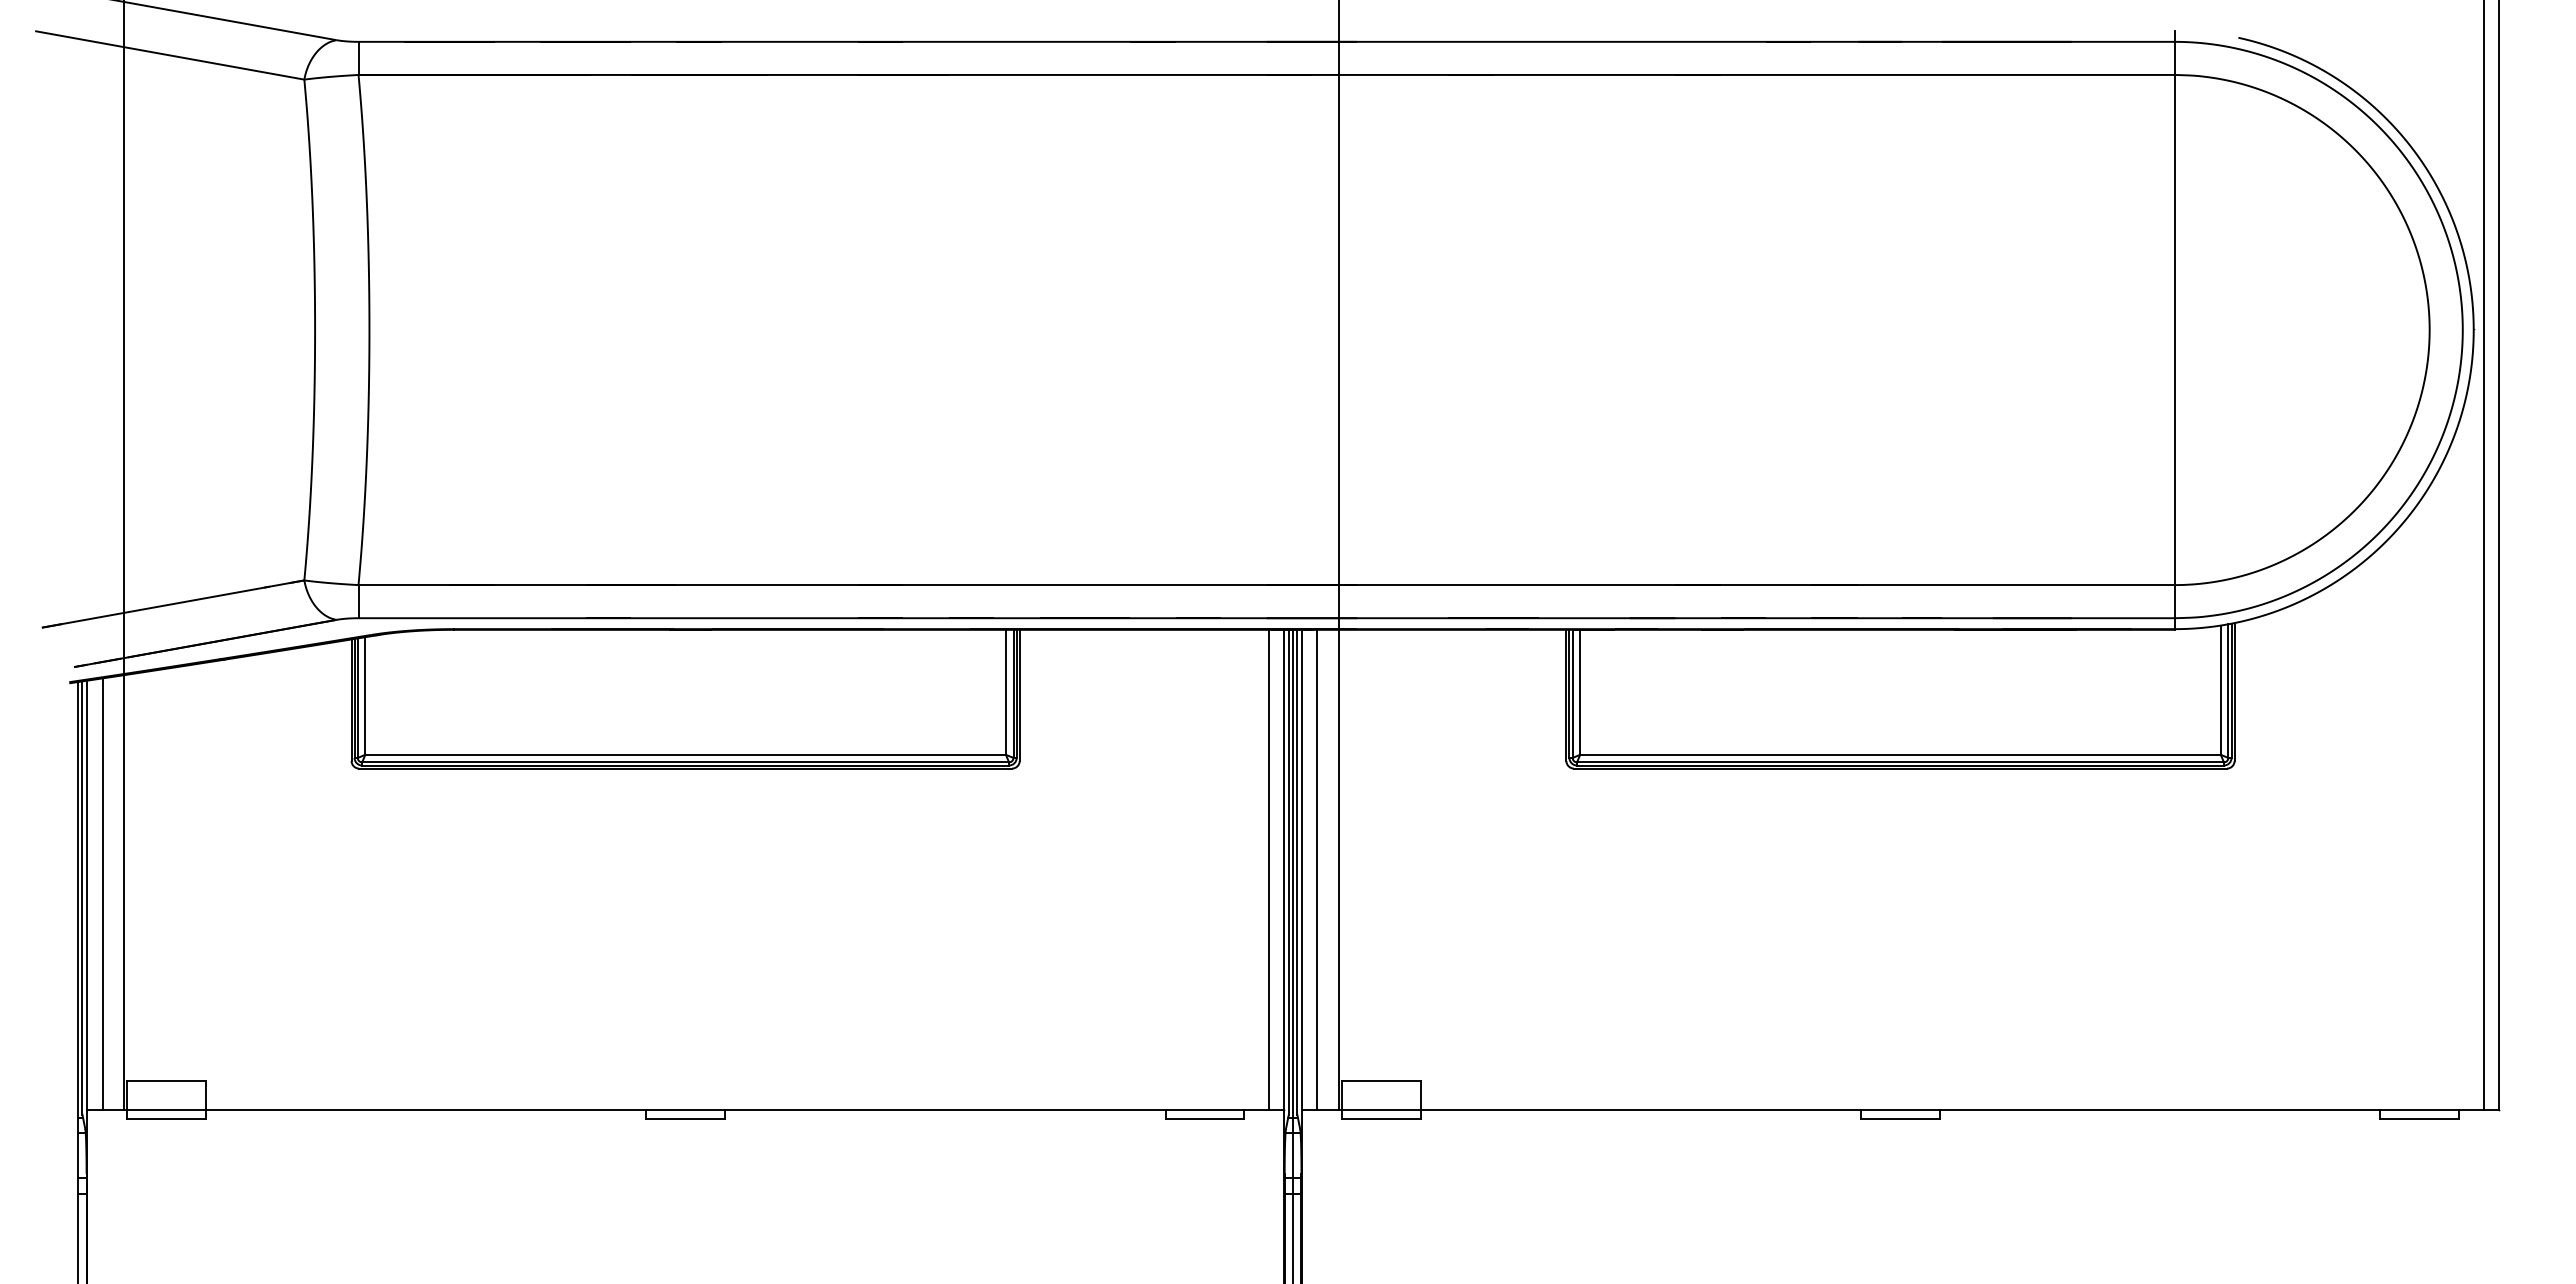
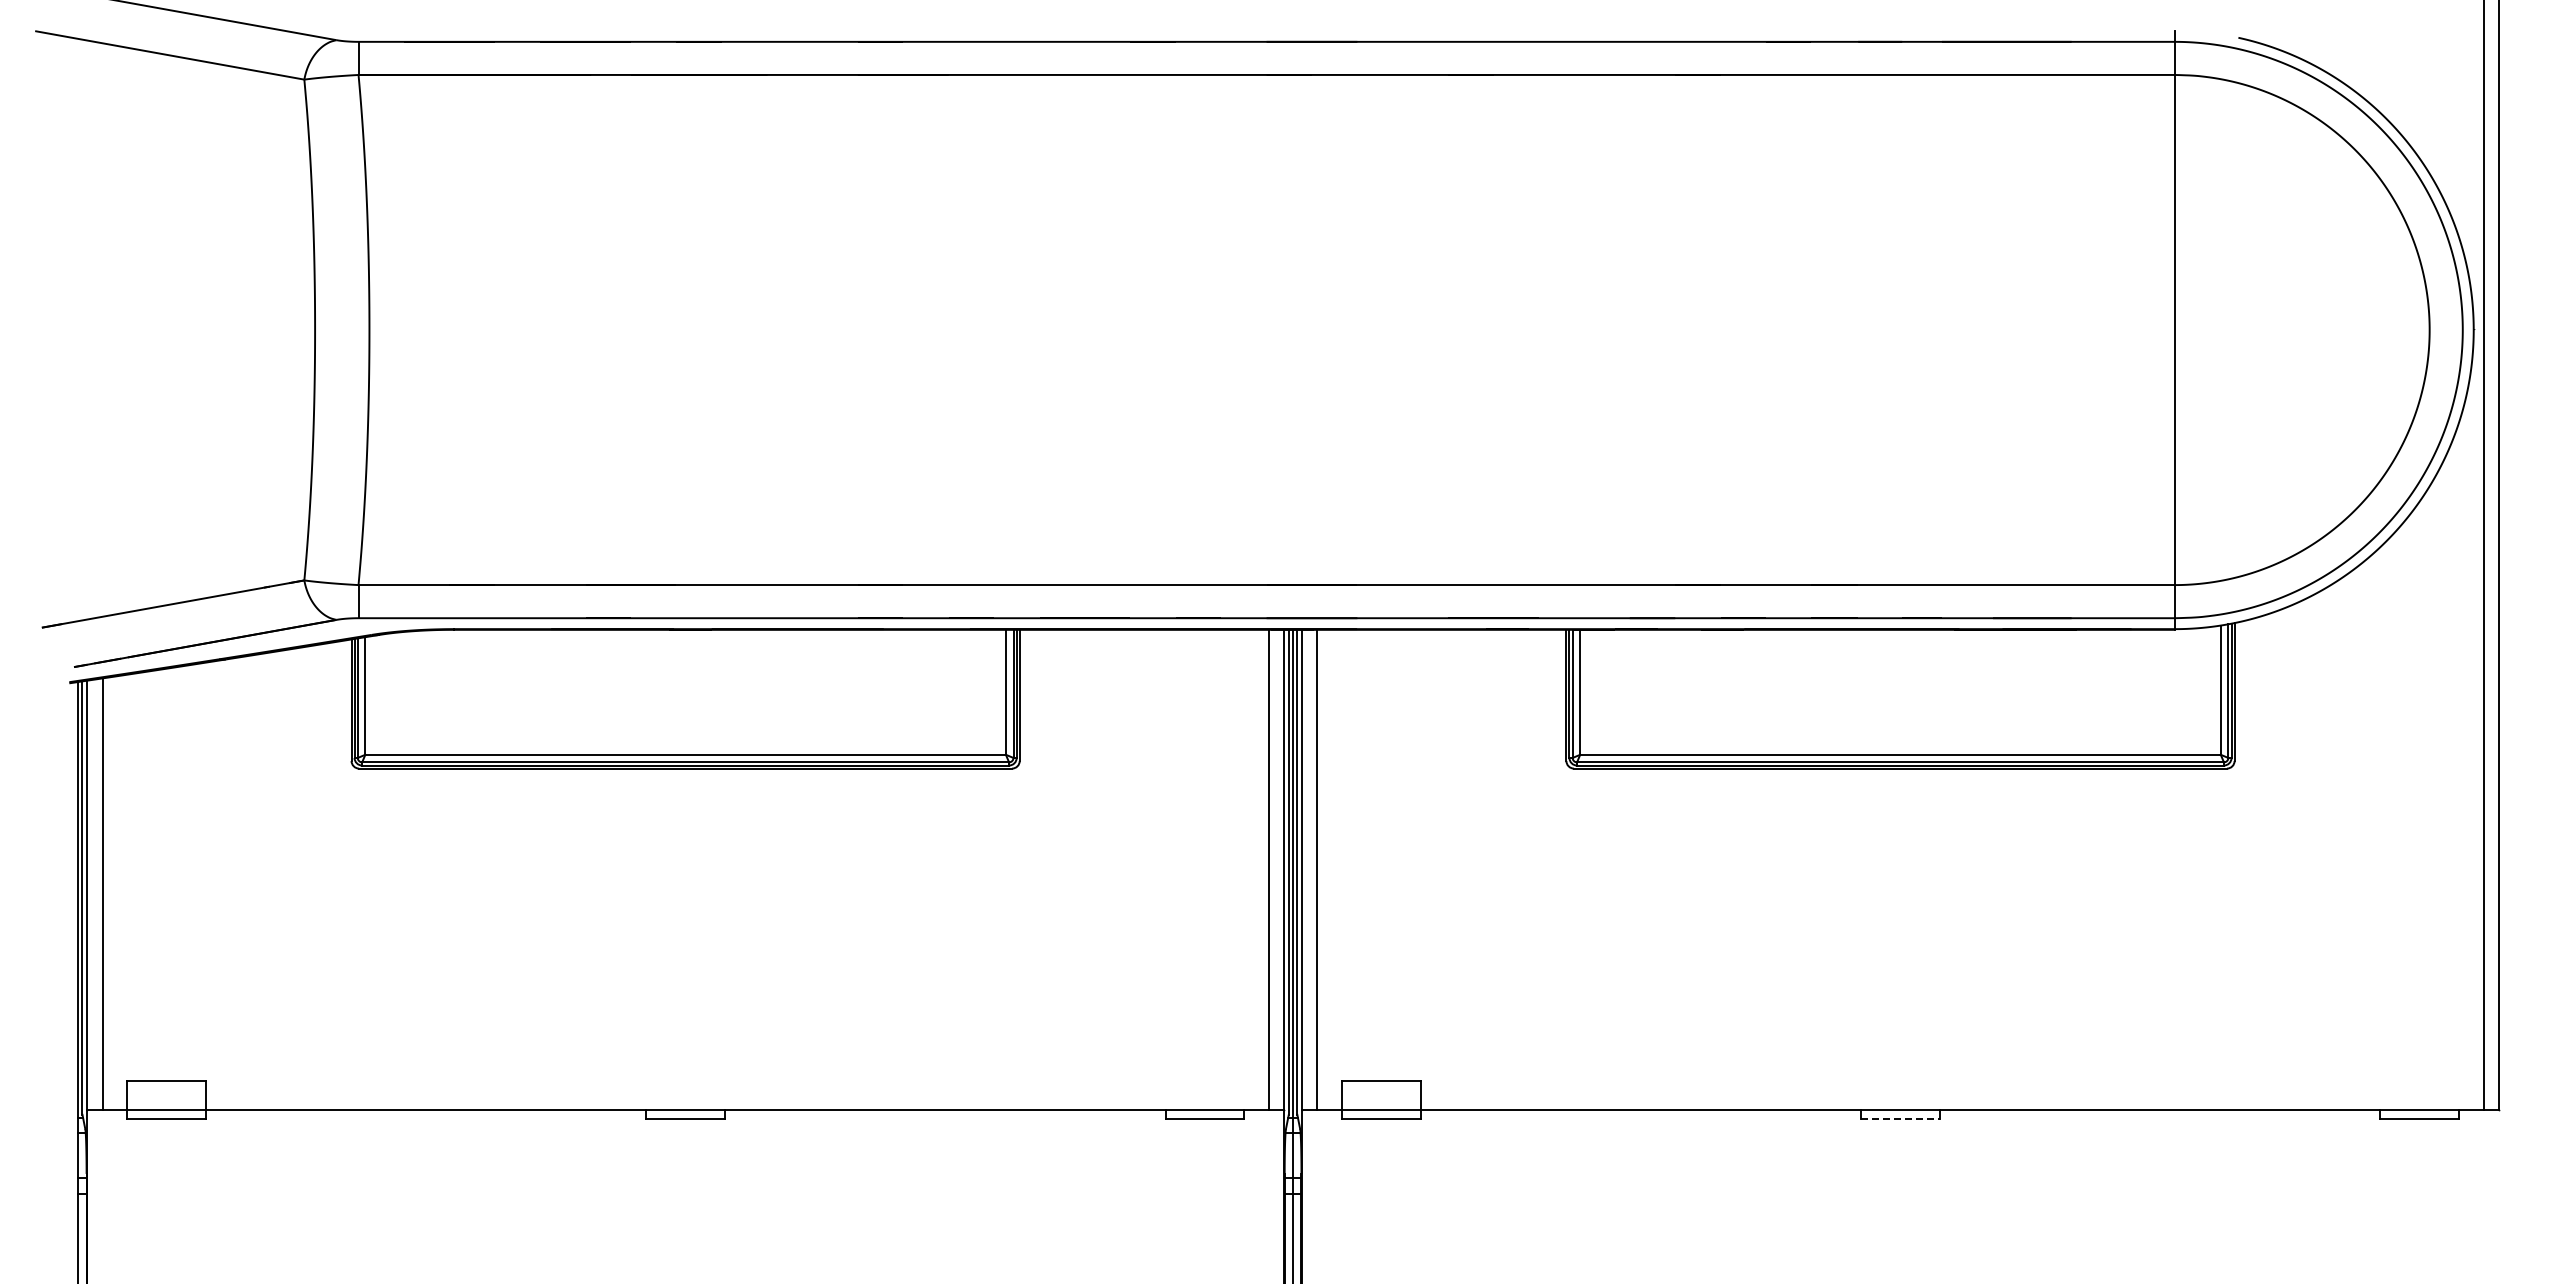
line: present -> none (123, 556)
line: present -> none (1338, 556)
line: solid -> dashed (1901, 1119)
